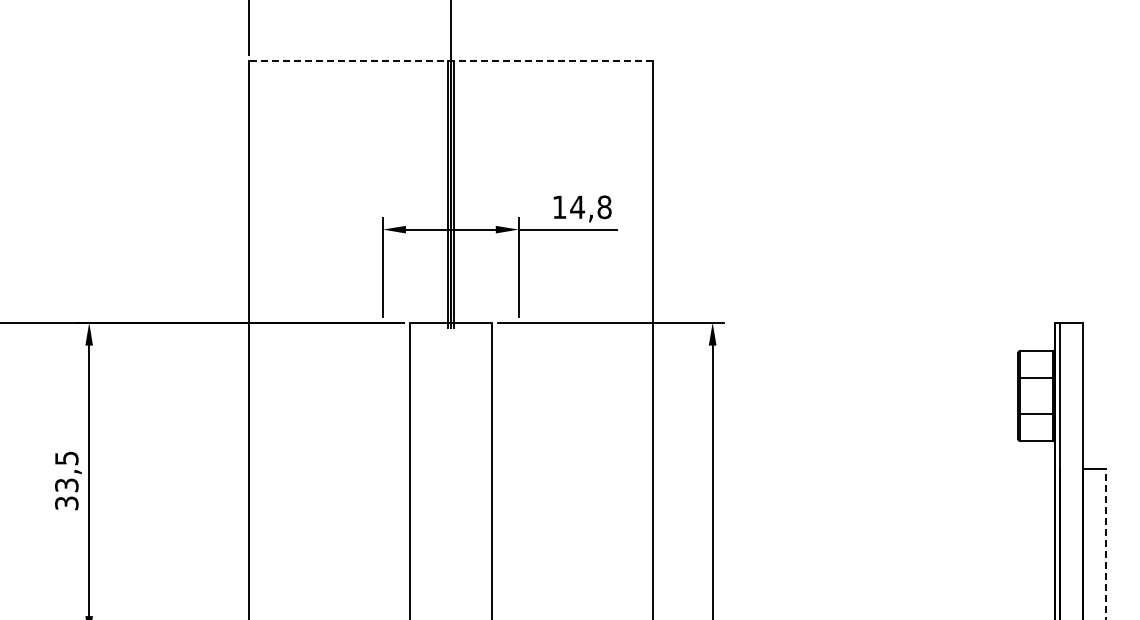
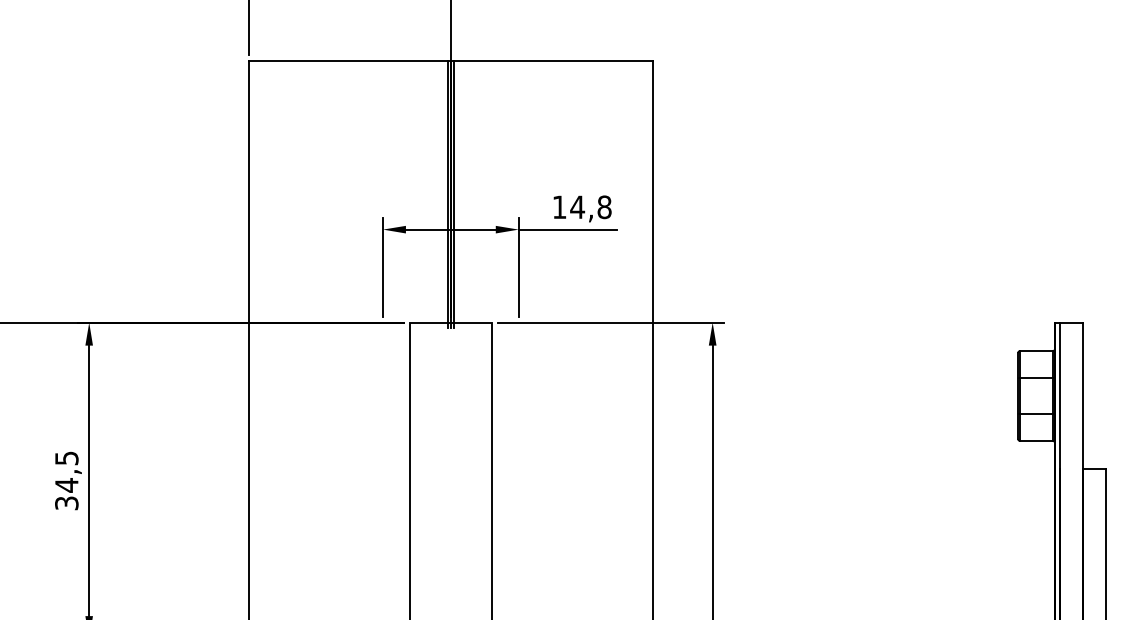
line: dashed -> solid (450, 61)
text: 33,5 -> 34,5 (66, 485)
line: dashed -> solid (1105, 544)
